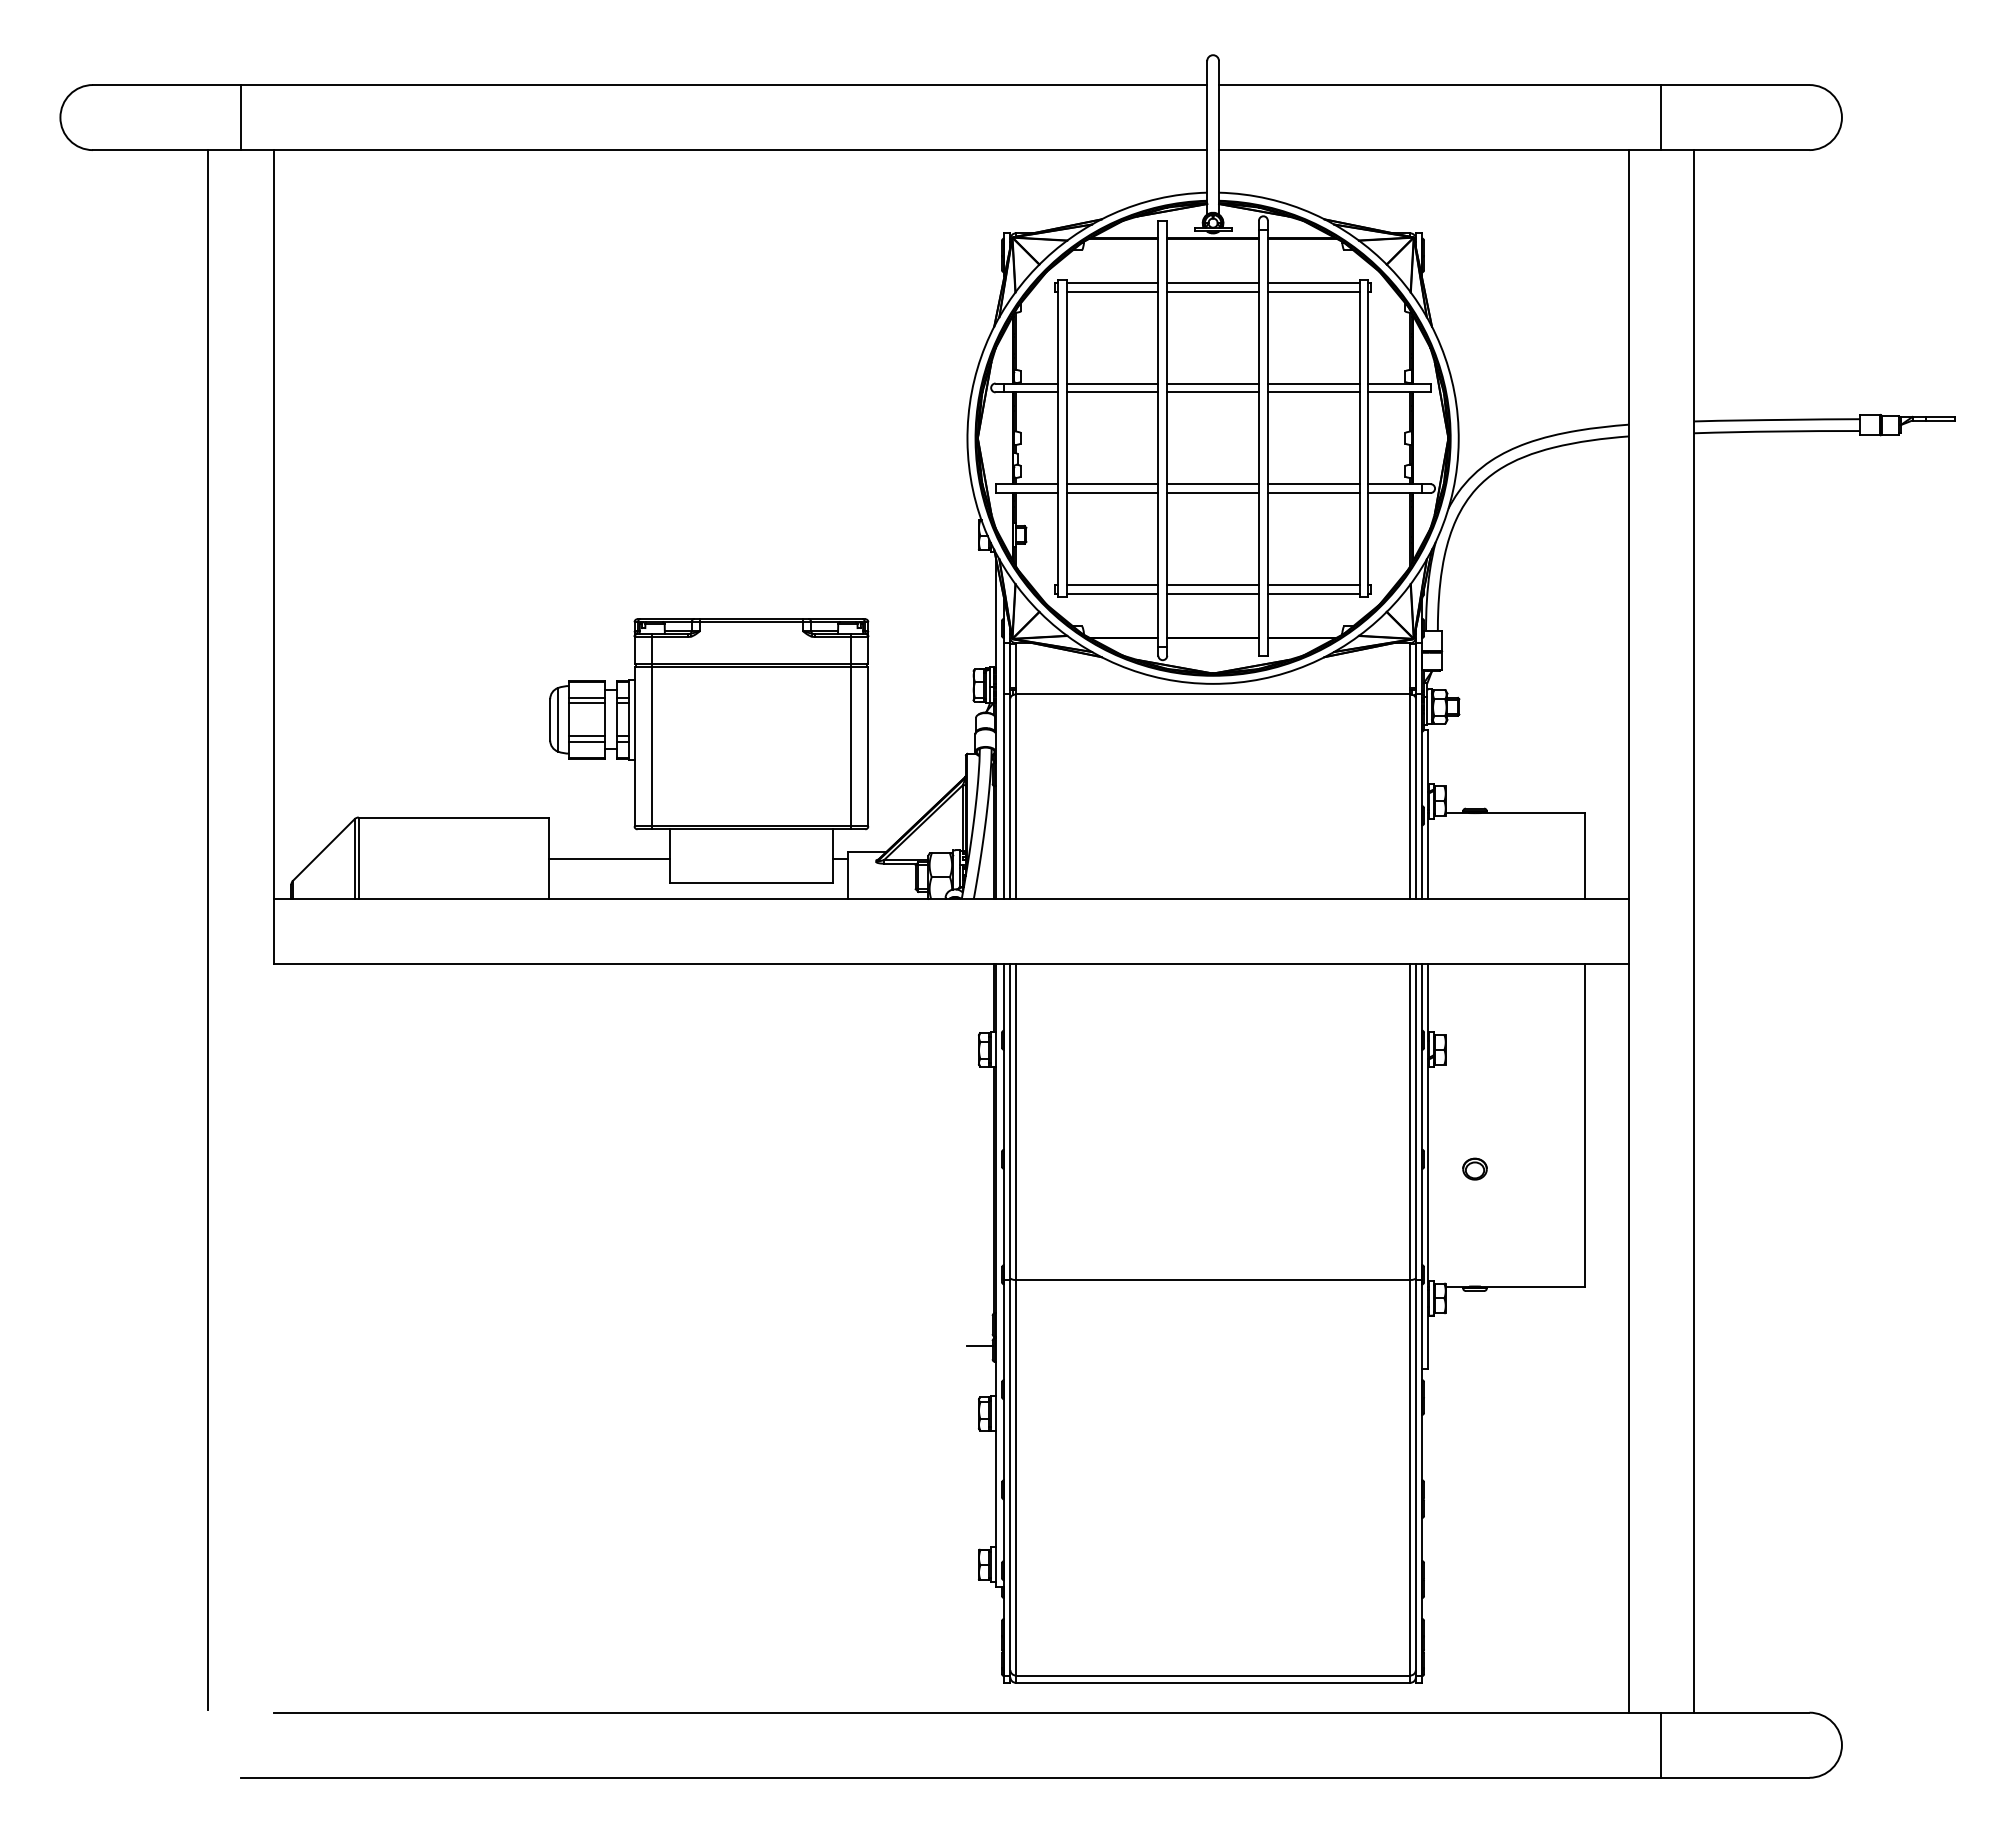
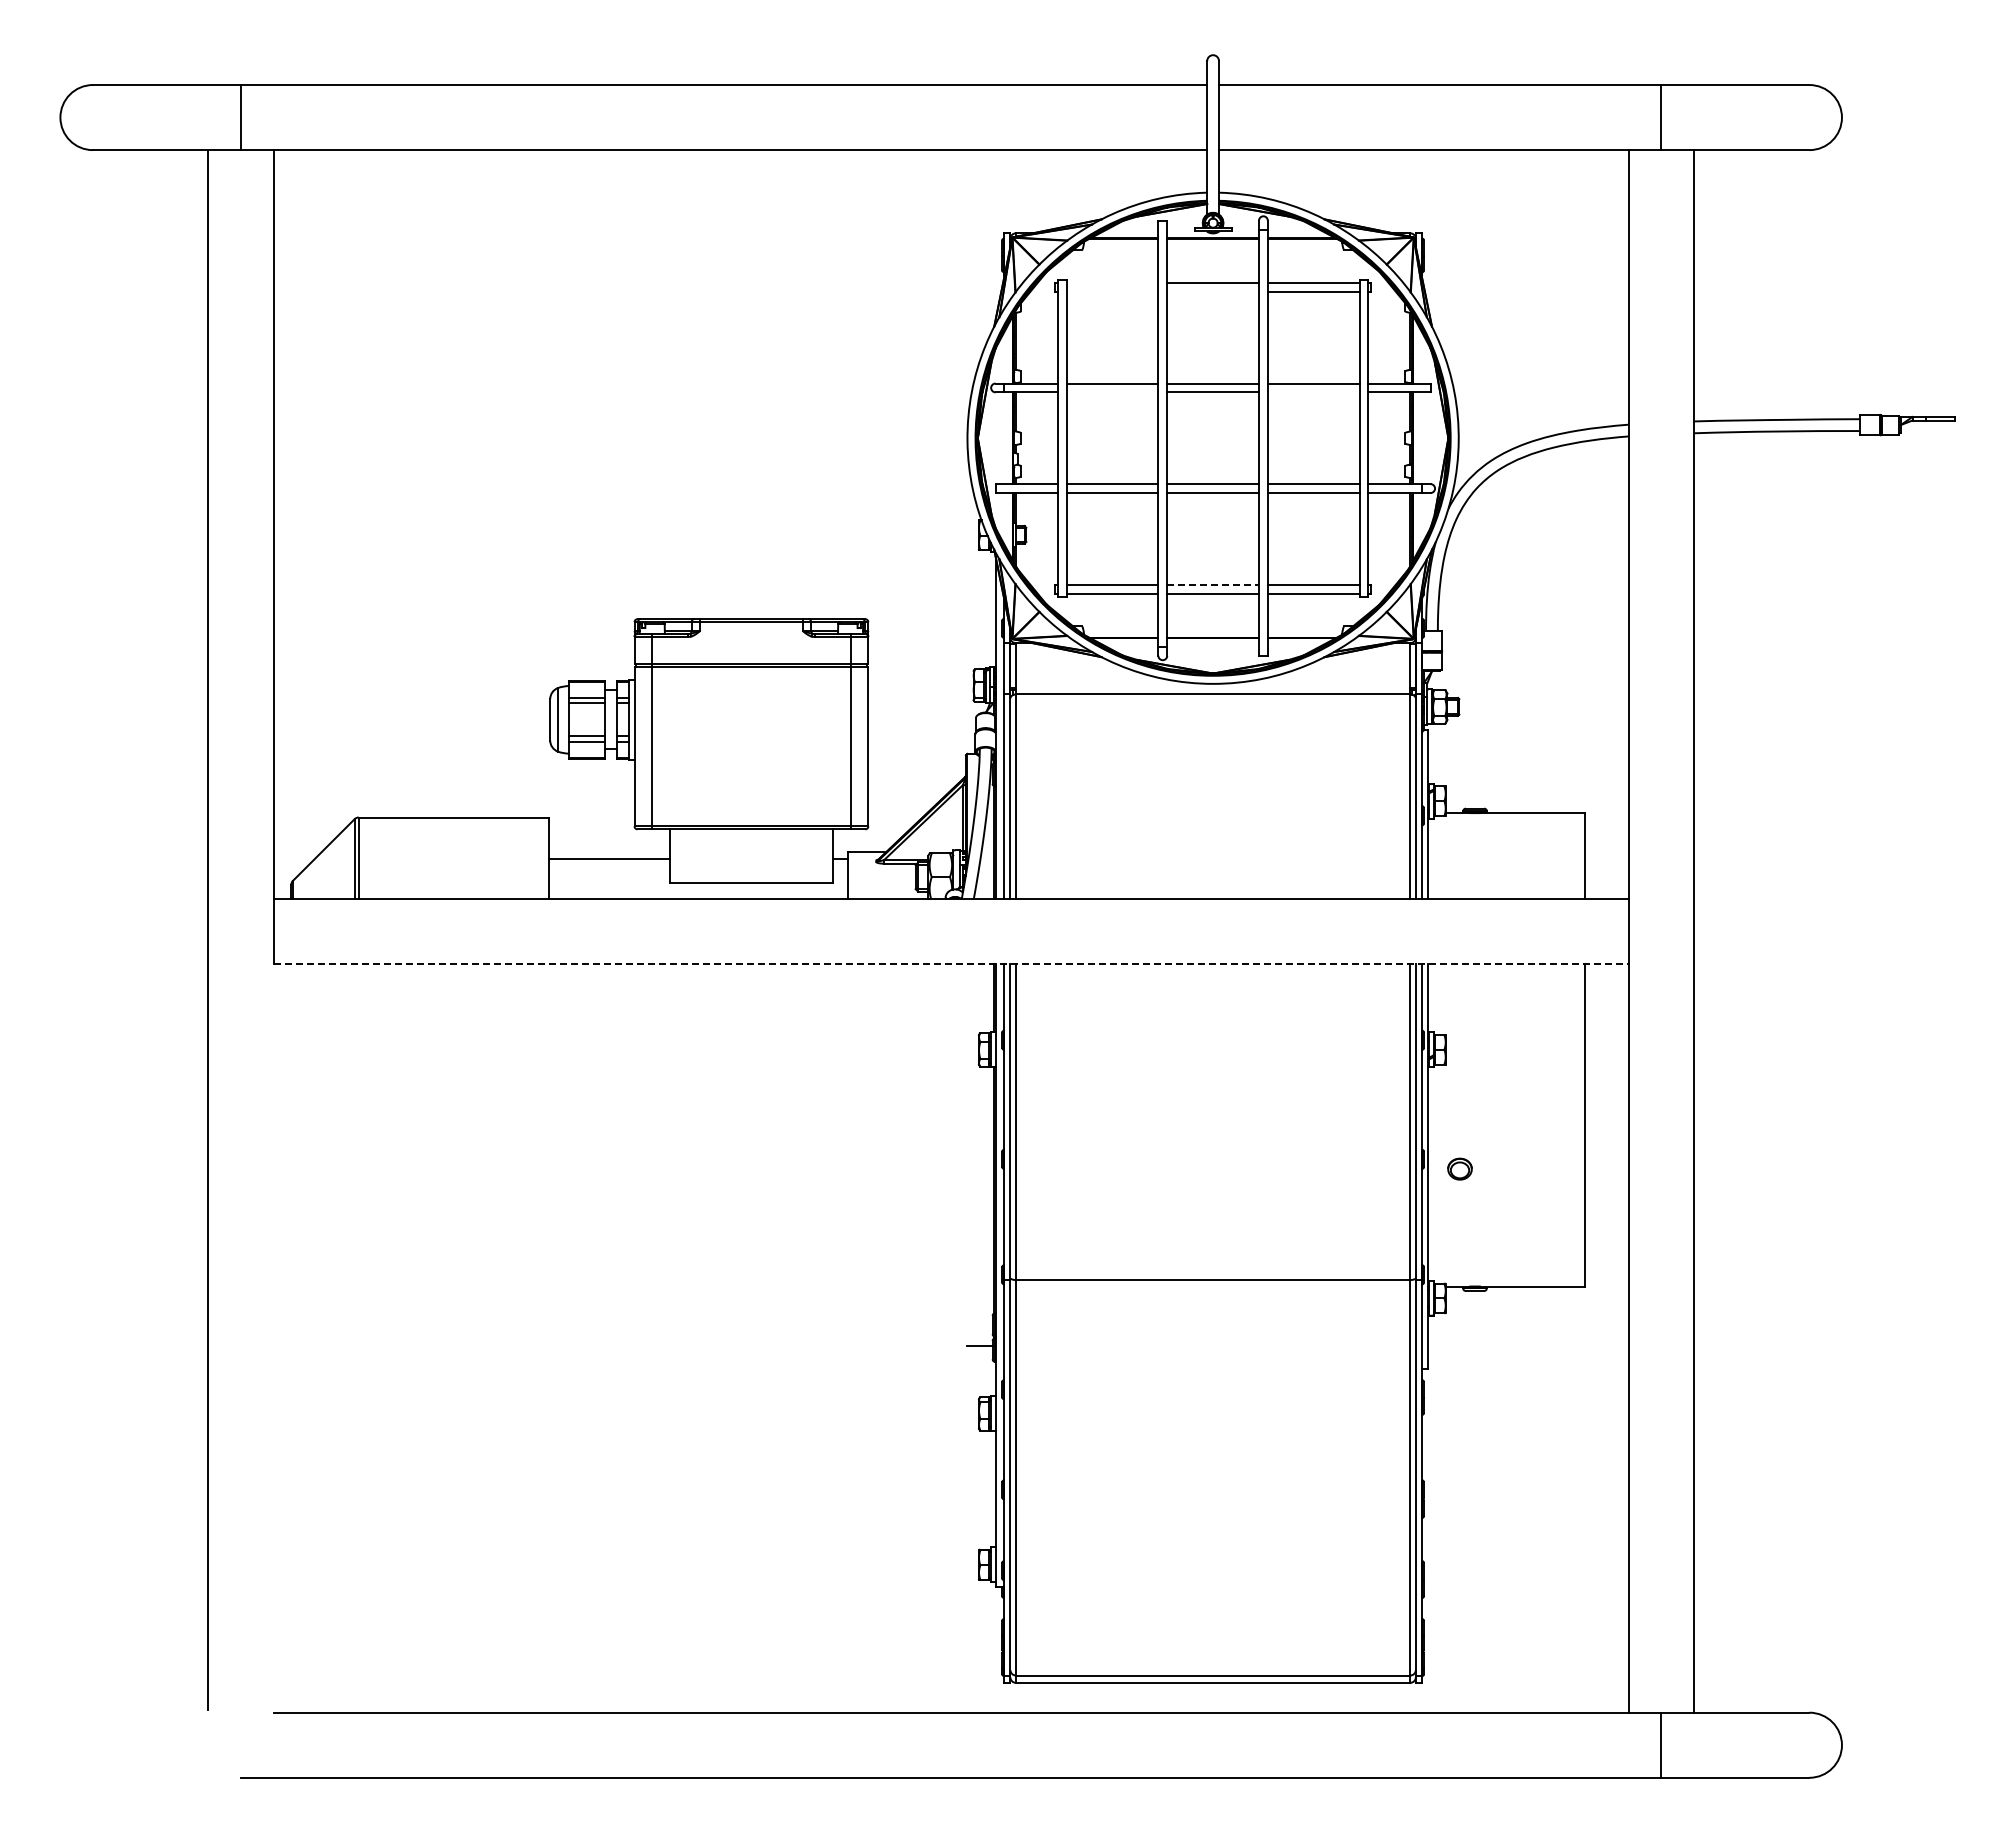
line: present -> none (1112, 282)
line: present -> none (1112, 291)
line: present -> none (1212, 291)
line: present -> none (1112, 392)
line: present -> none (1313, 392)
line: solid -> dashed (1213, 584)
line: solid -> dashed (951, 963)
part position: (1474, 1168) -> (1459, 1168) (1459, 1168)
